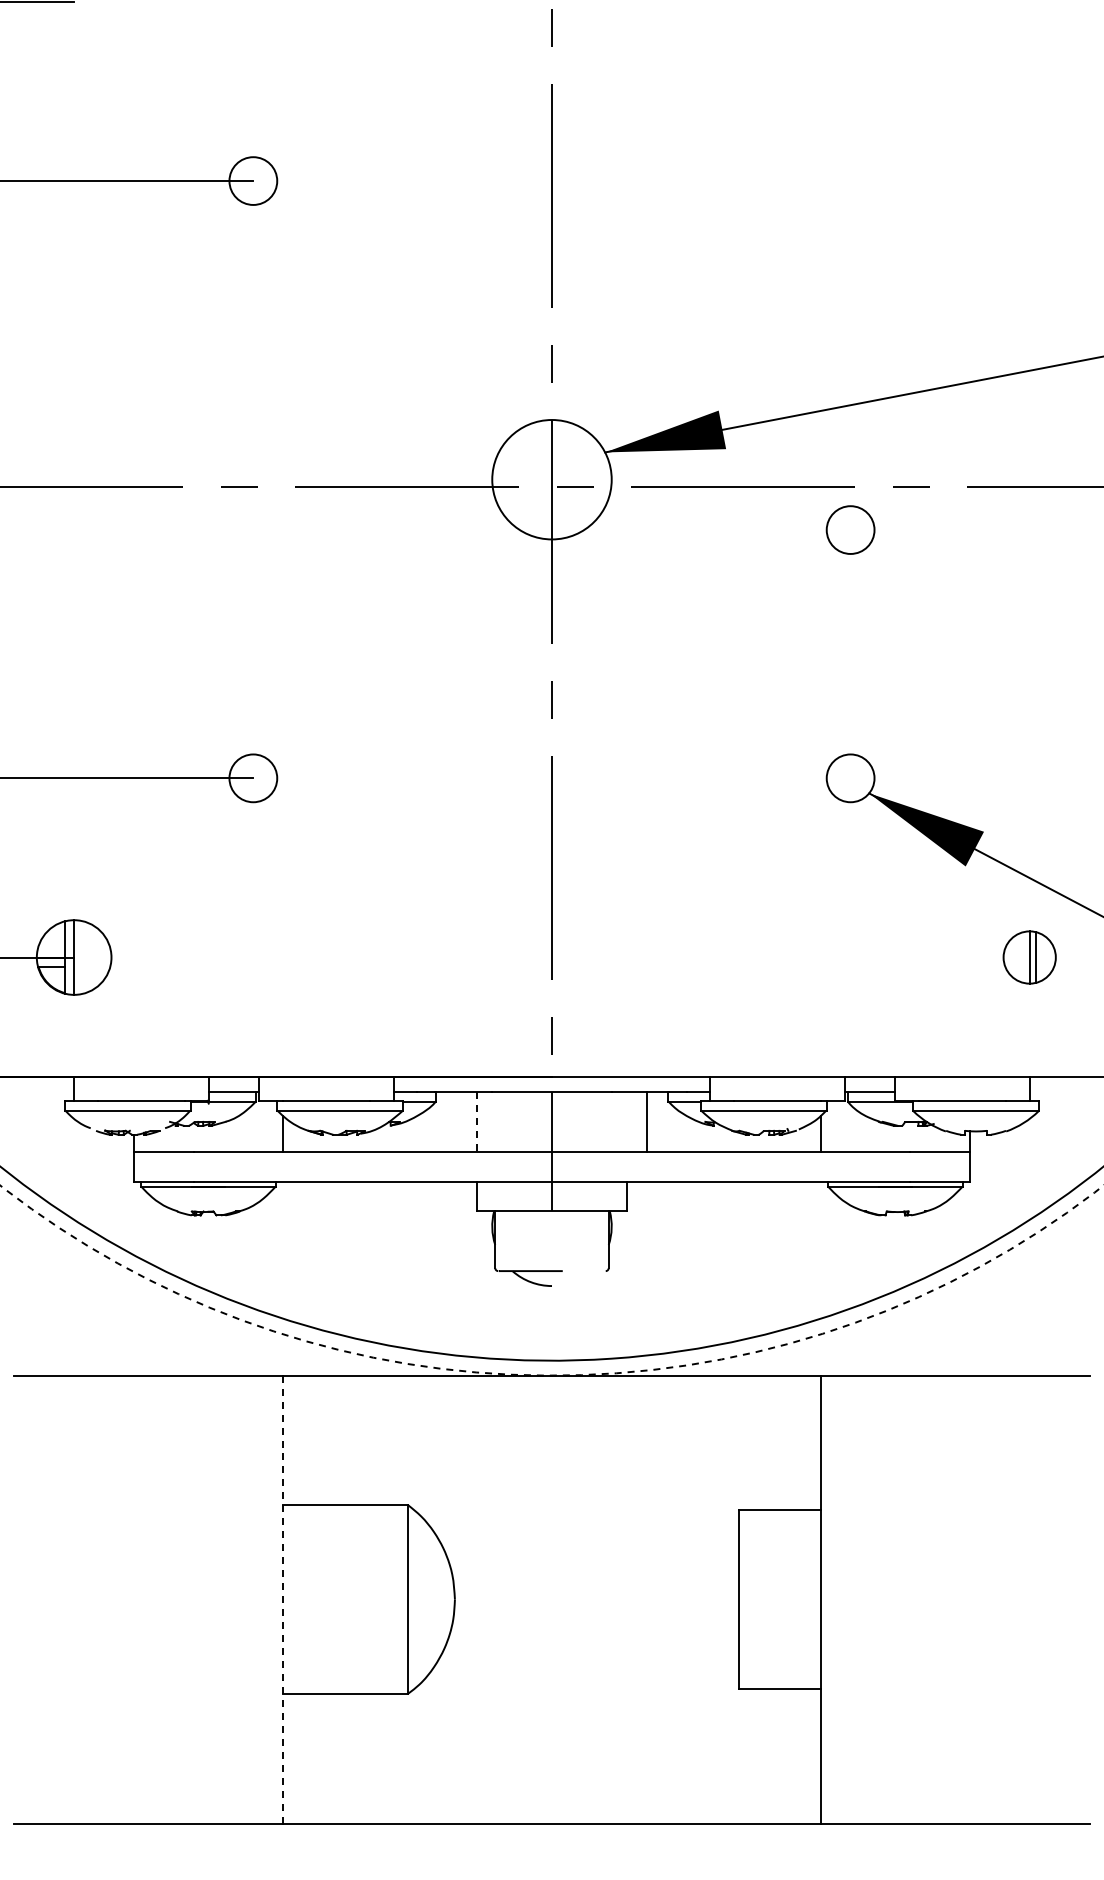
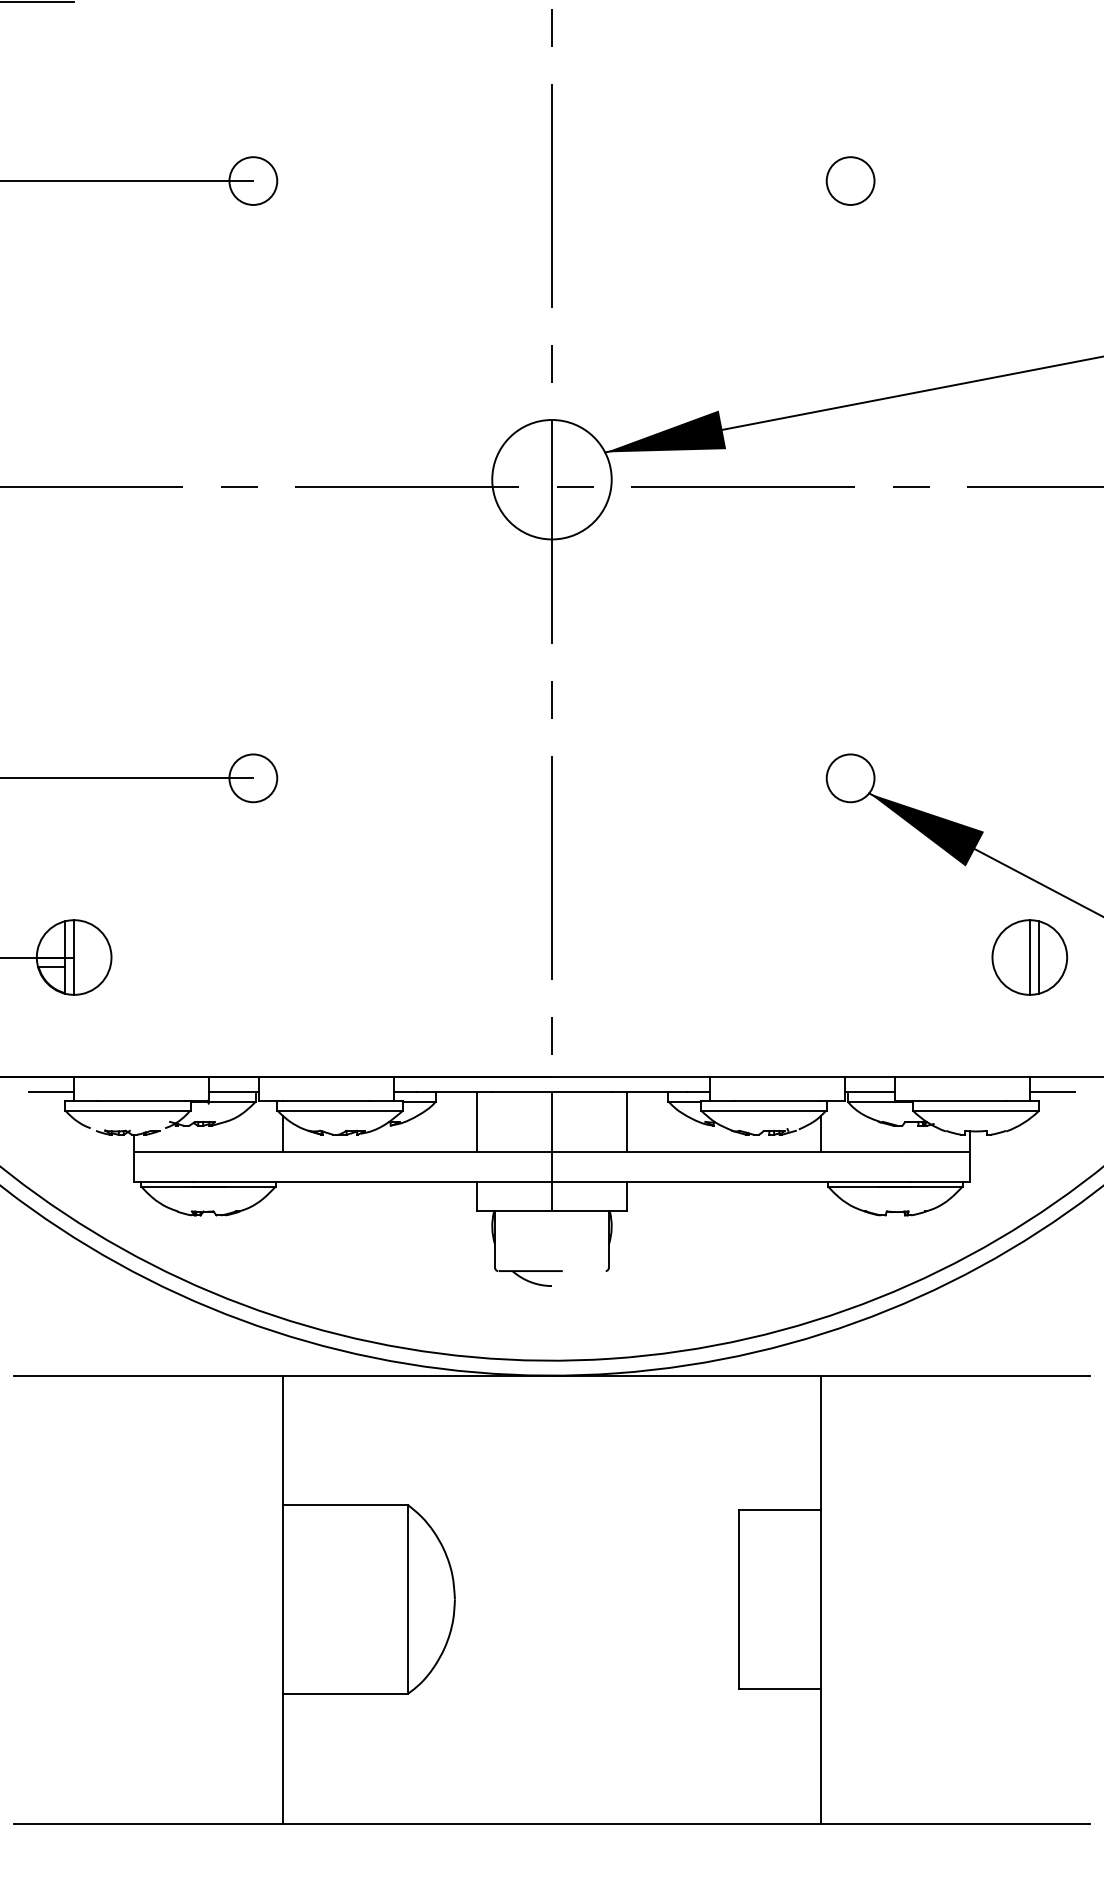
circle position: (850, 529) -> (850, 180) (850, 180)
part size: 55x55 px -> 77x77 px (1029, 957)
line: none -> present (51, 1091)
line: none -> present (1051, 1091)
line: dashed -> solid (477, 1121)
line position: (646, 1121) -> (626, 1121) (626, 1121)
arc: dashed -> solid (551, 1375)
line: dashed -> solid (283, 1599)
